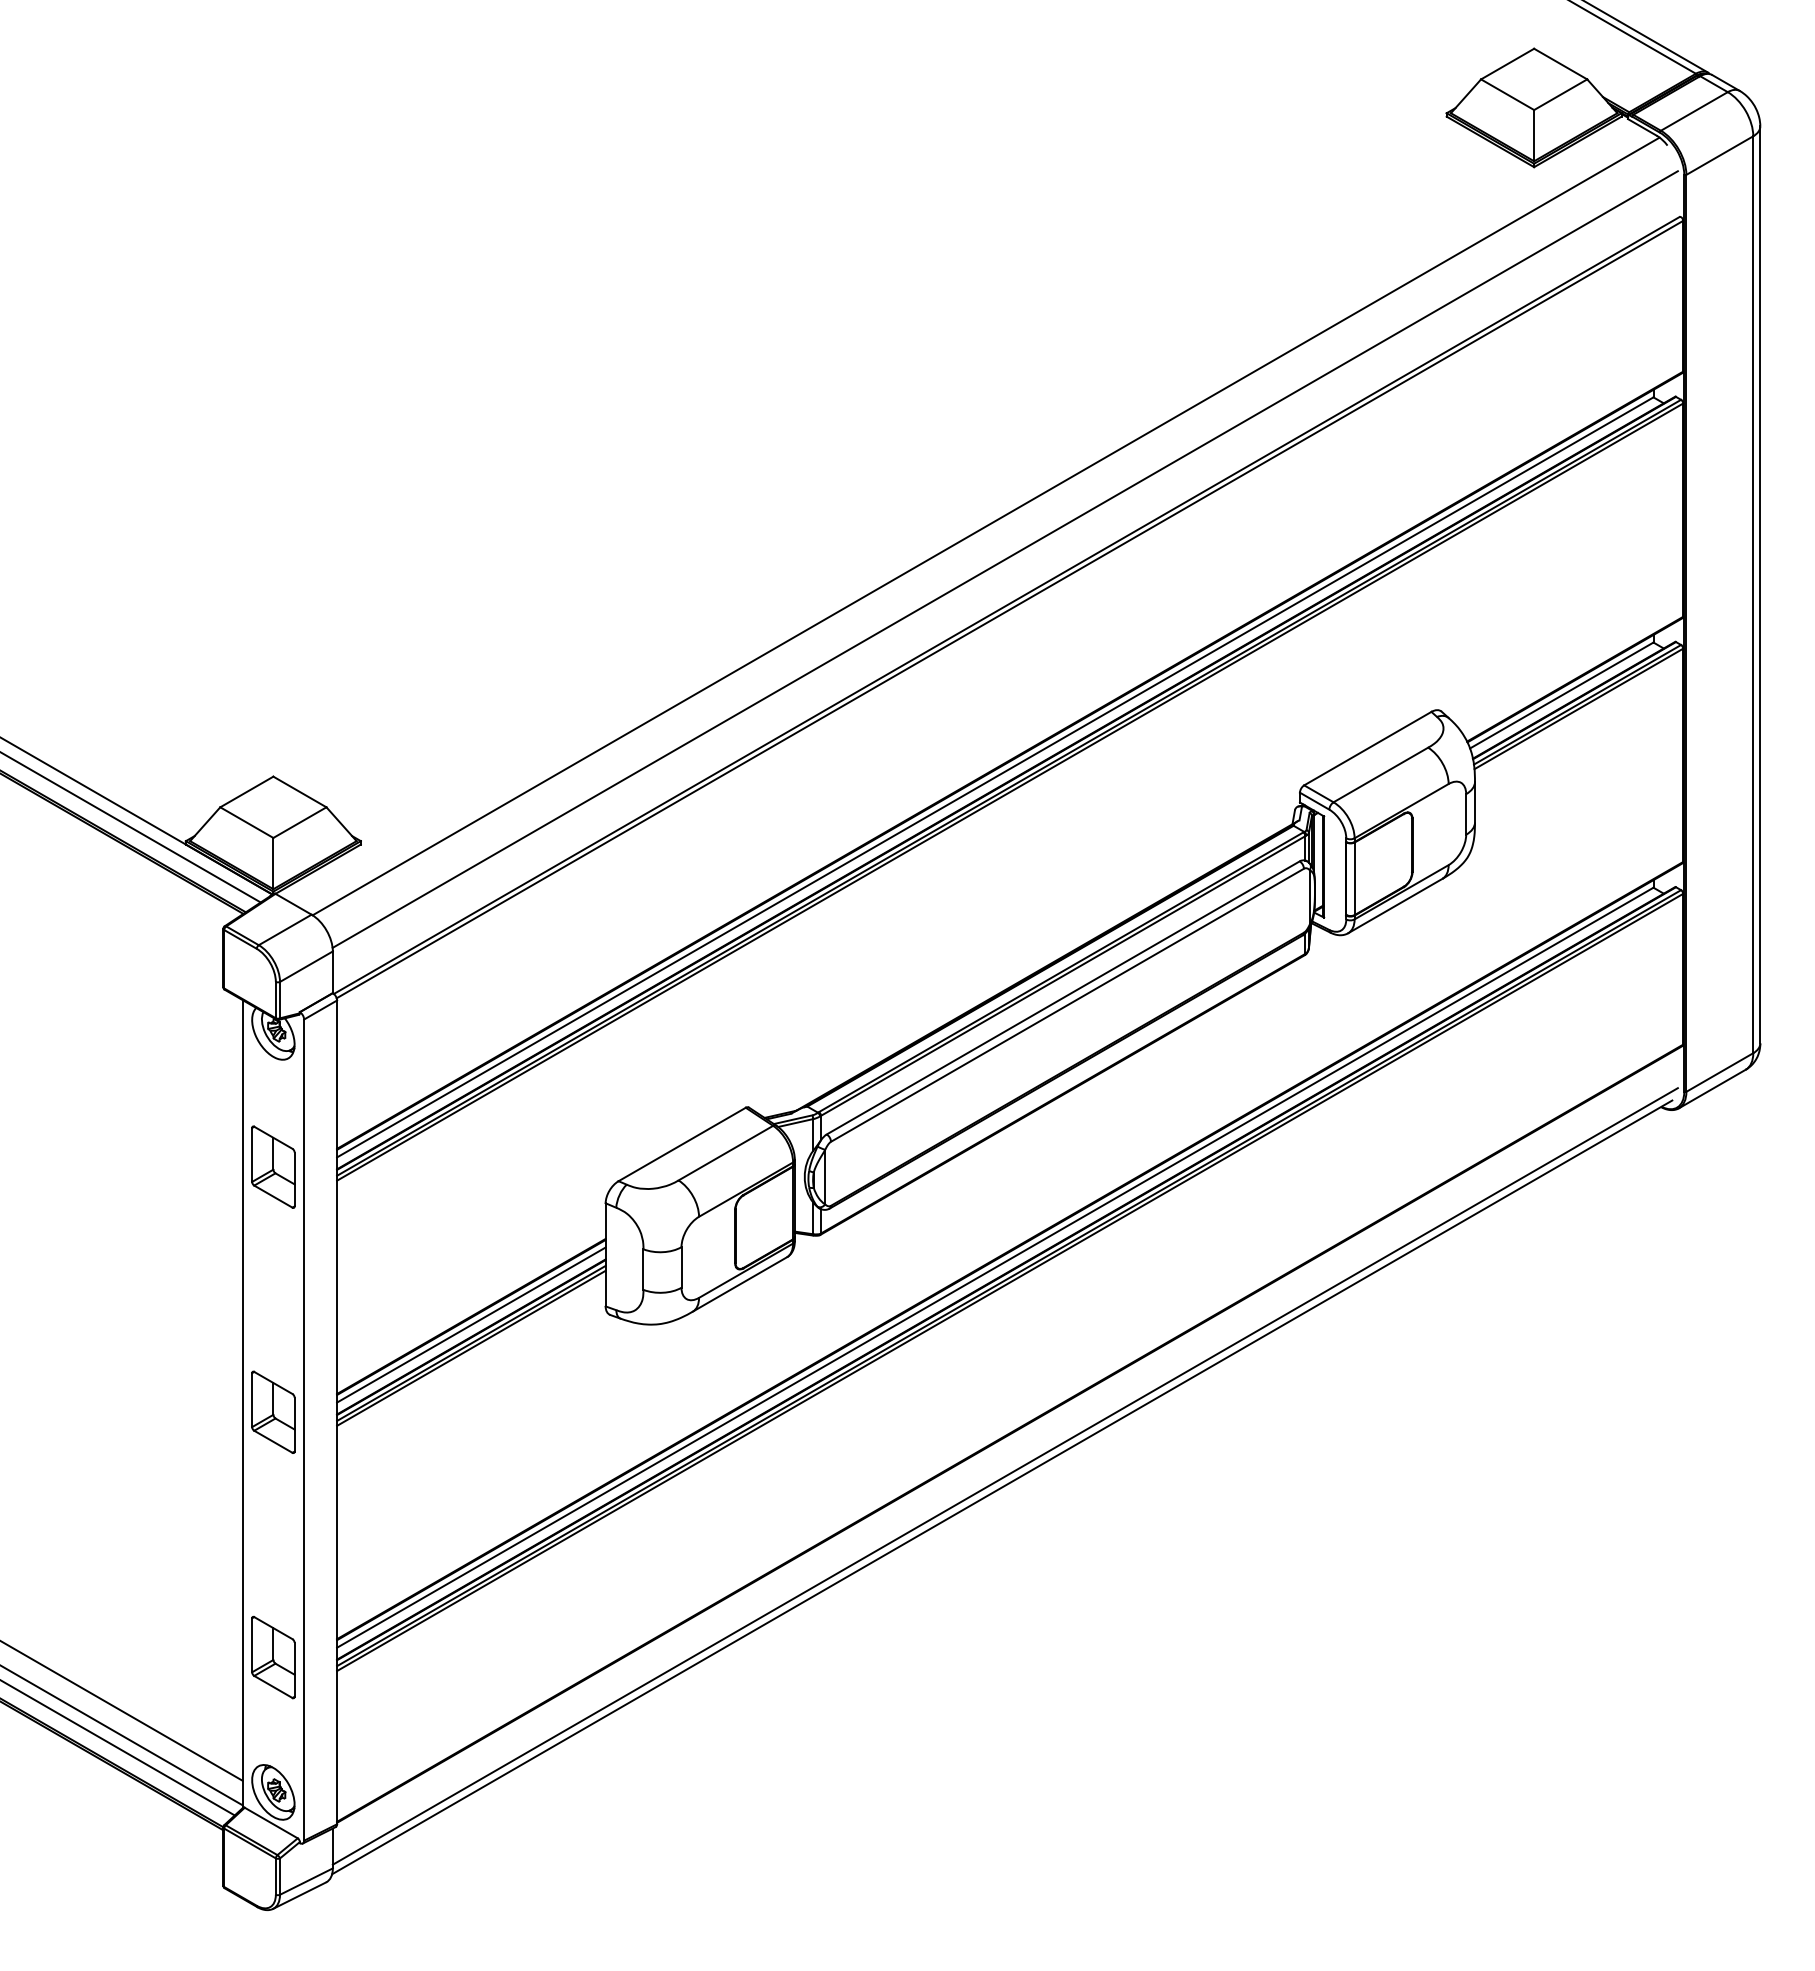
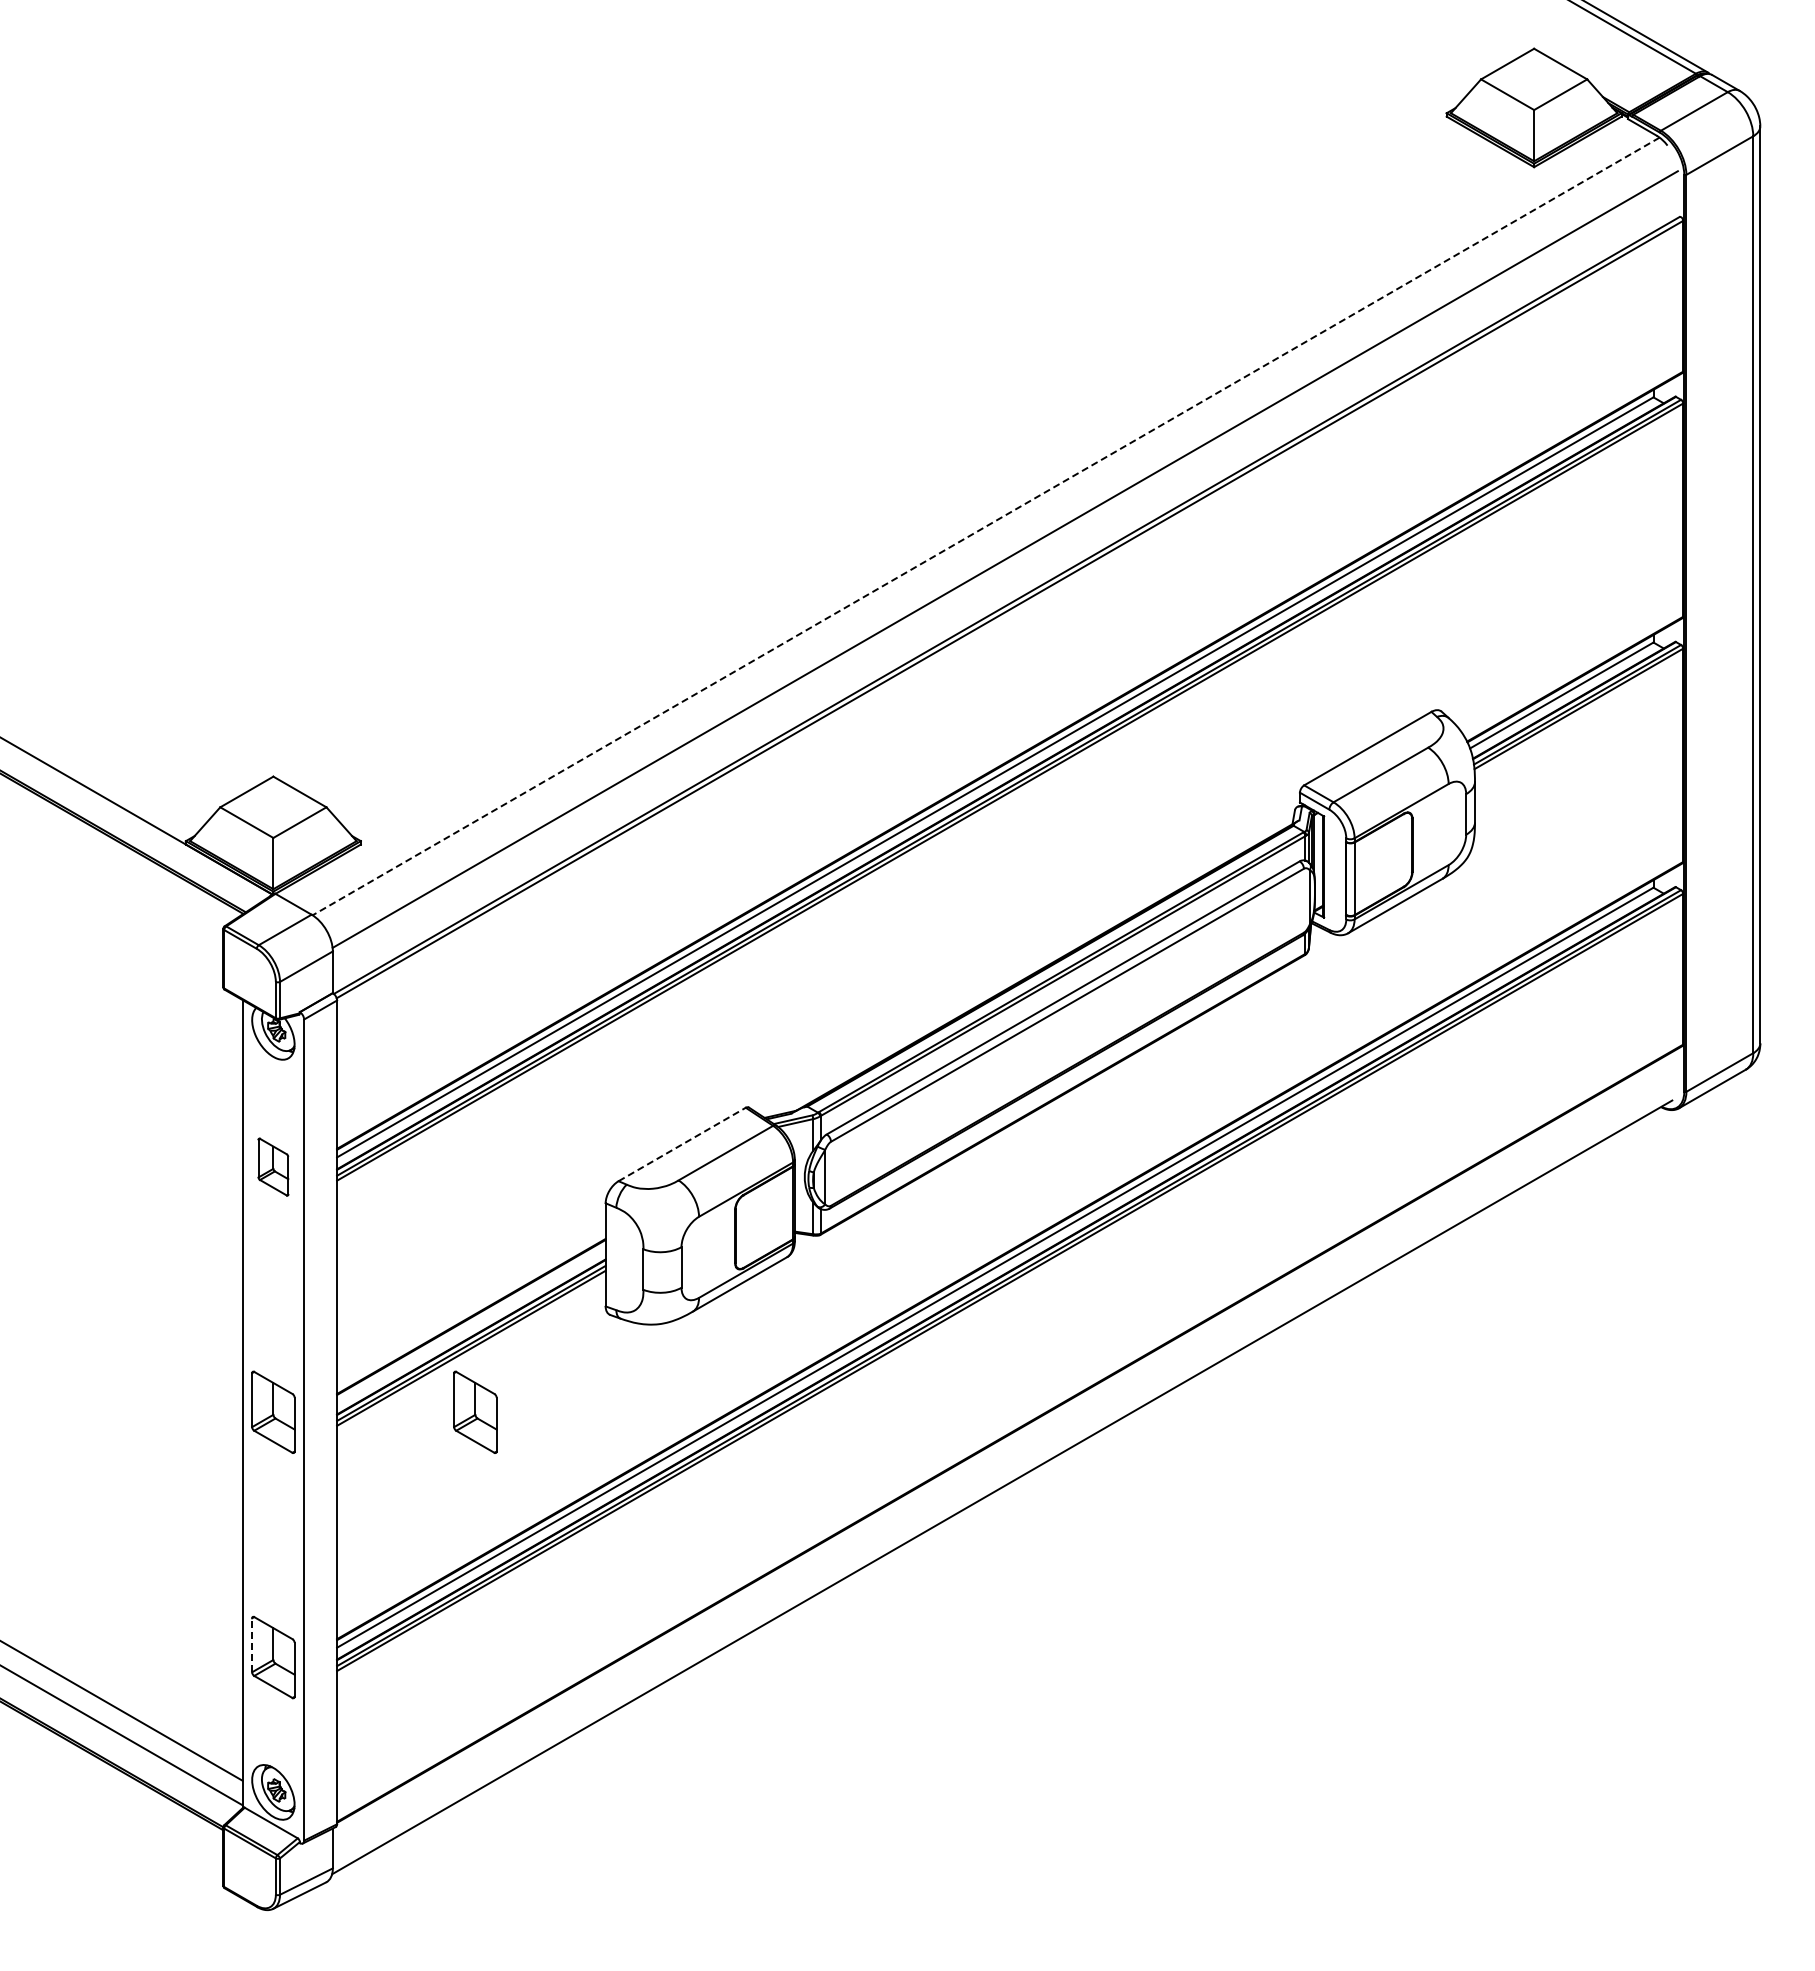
line: solid -> dashed (986, 526)
line: present -> none (131, 827)
line: solid -> dashed (682, 1144)
part size: 45x84 px -> 33x60 px (273, 1166)
line: present -> none (471, 1324)
part: none -> present (475, 1411)
line: present -> none (1004, 1476)
line: solid -> dashed (252, 1645)
line: present -> none (118, 1748)
